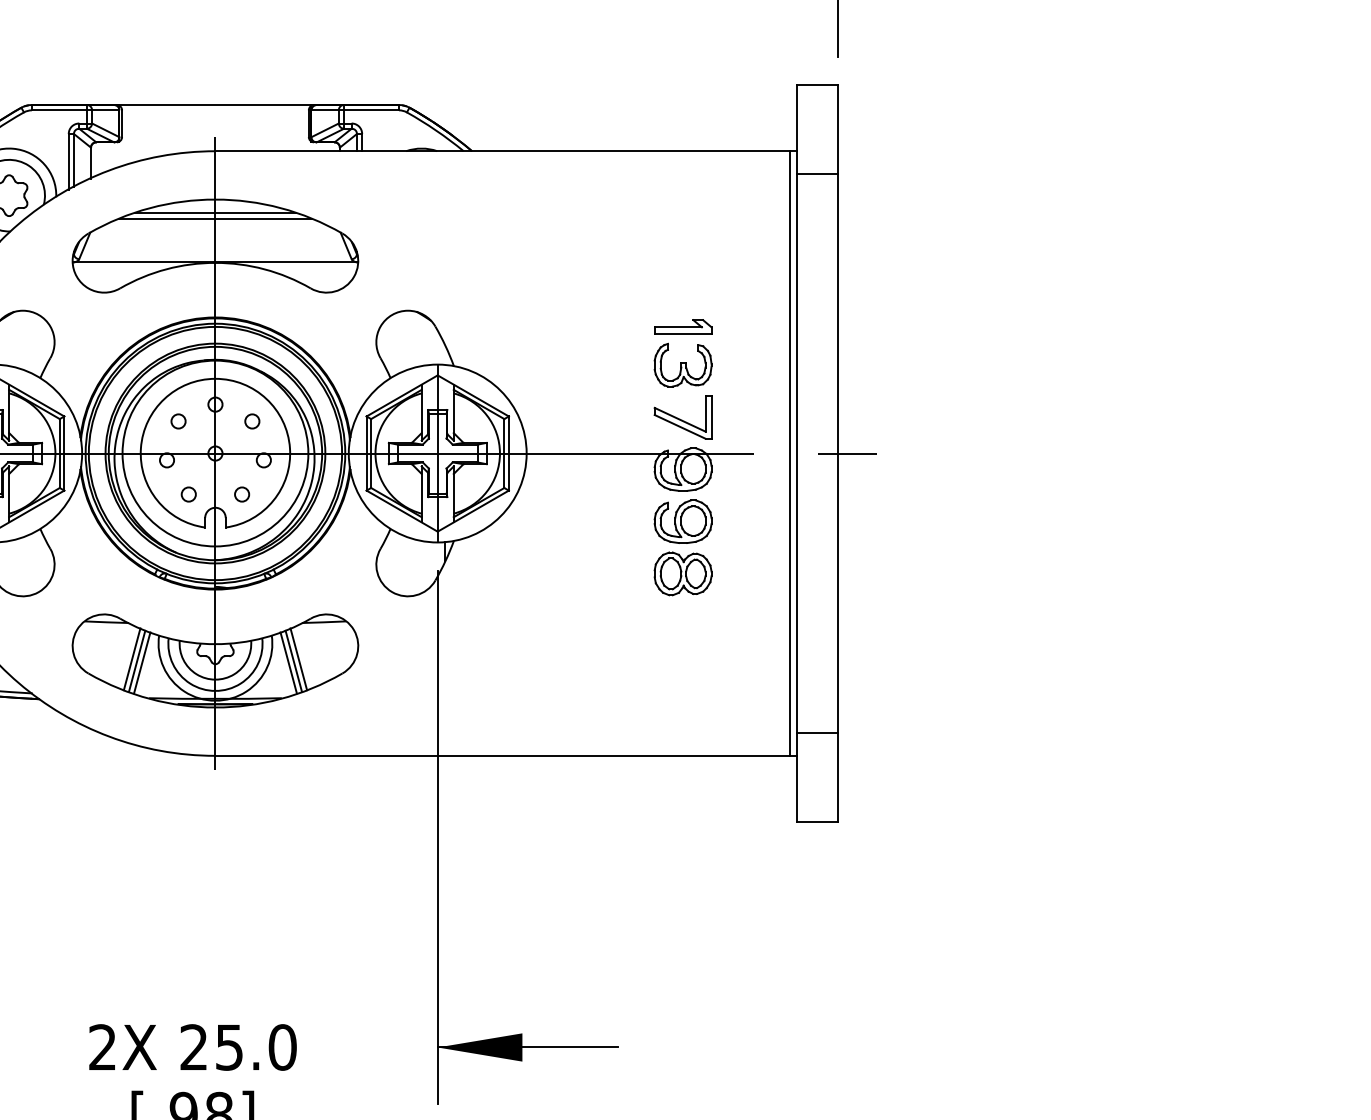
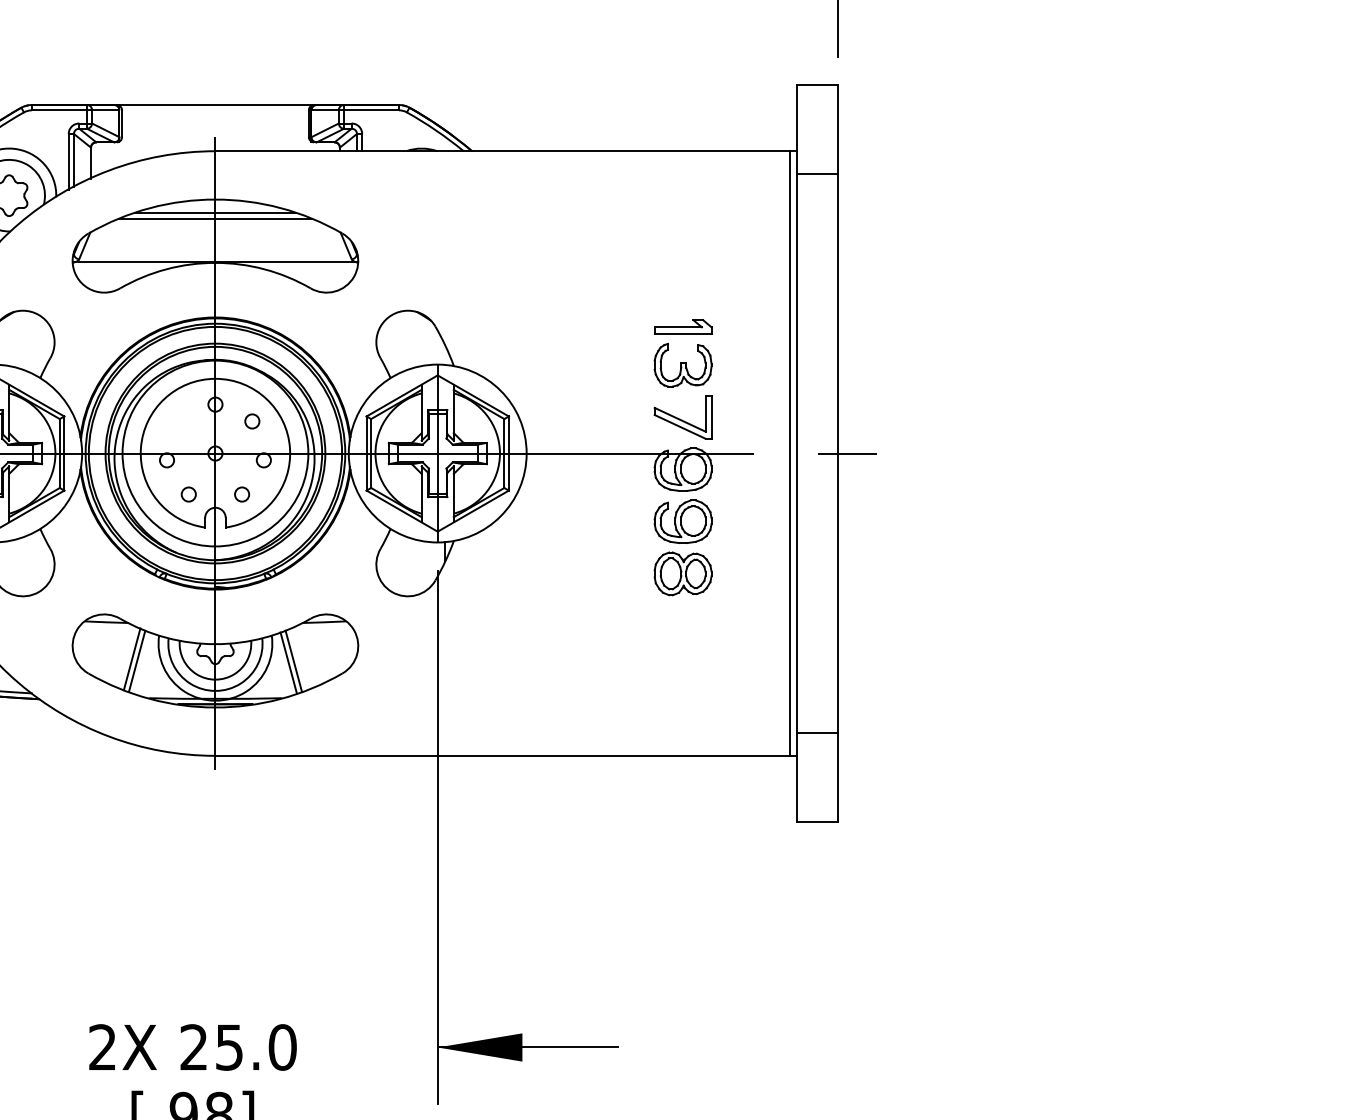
circle: present -> none (178, 421)
line: present -> none (298, 659)
line: present -> none (142, 662)
